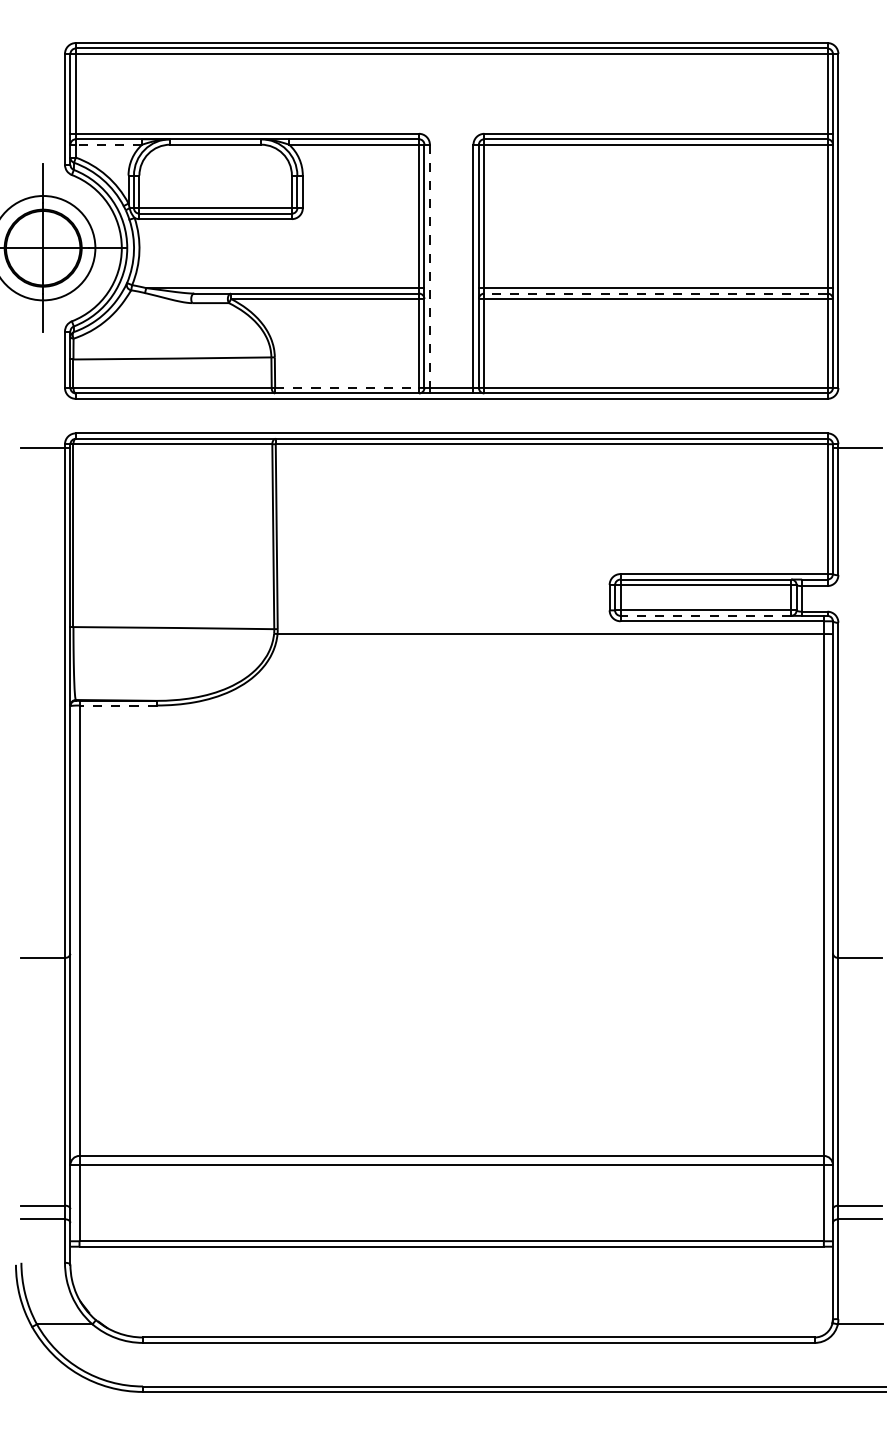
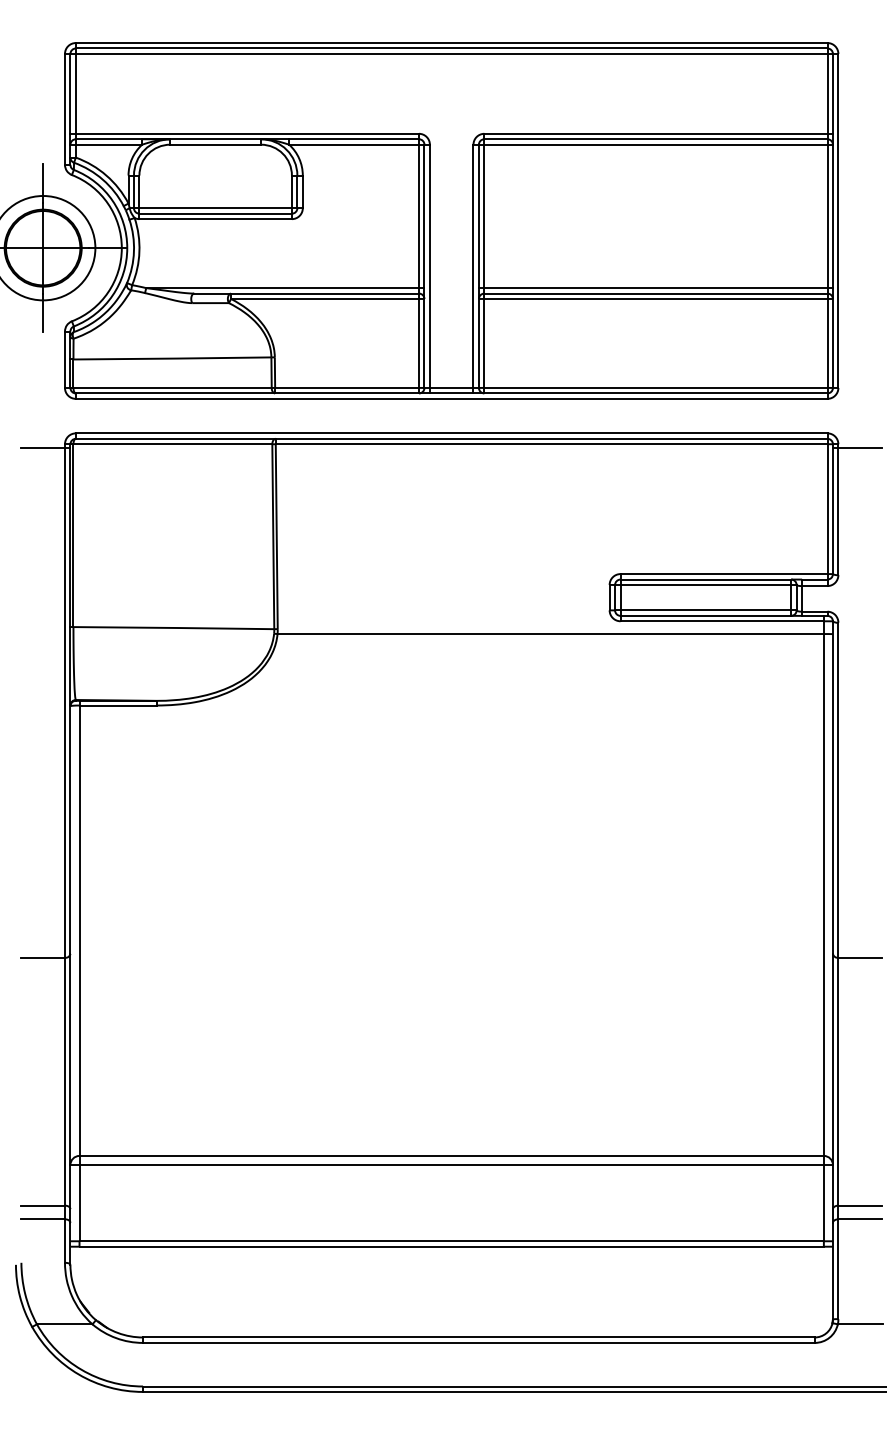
line: dashed -> solid (108, 144)
line: dashed -> solid (429, 266)
line: dashed -> solid (655, 293)
line: dashed -> solid (347, 387)
line: dashed -> solid (705, 615)
line: dashed -> solid (118, 705)
